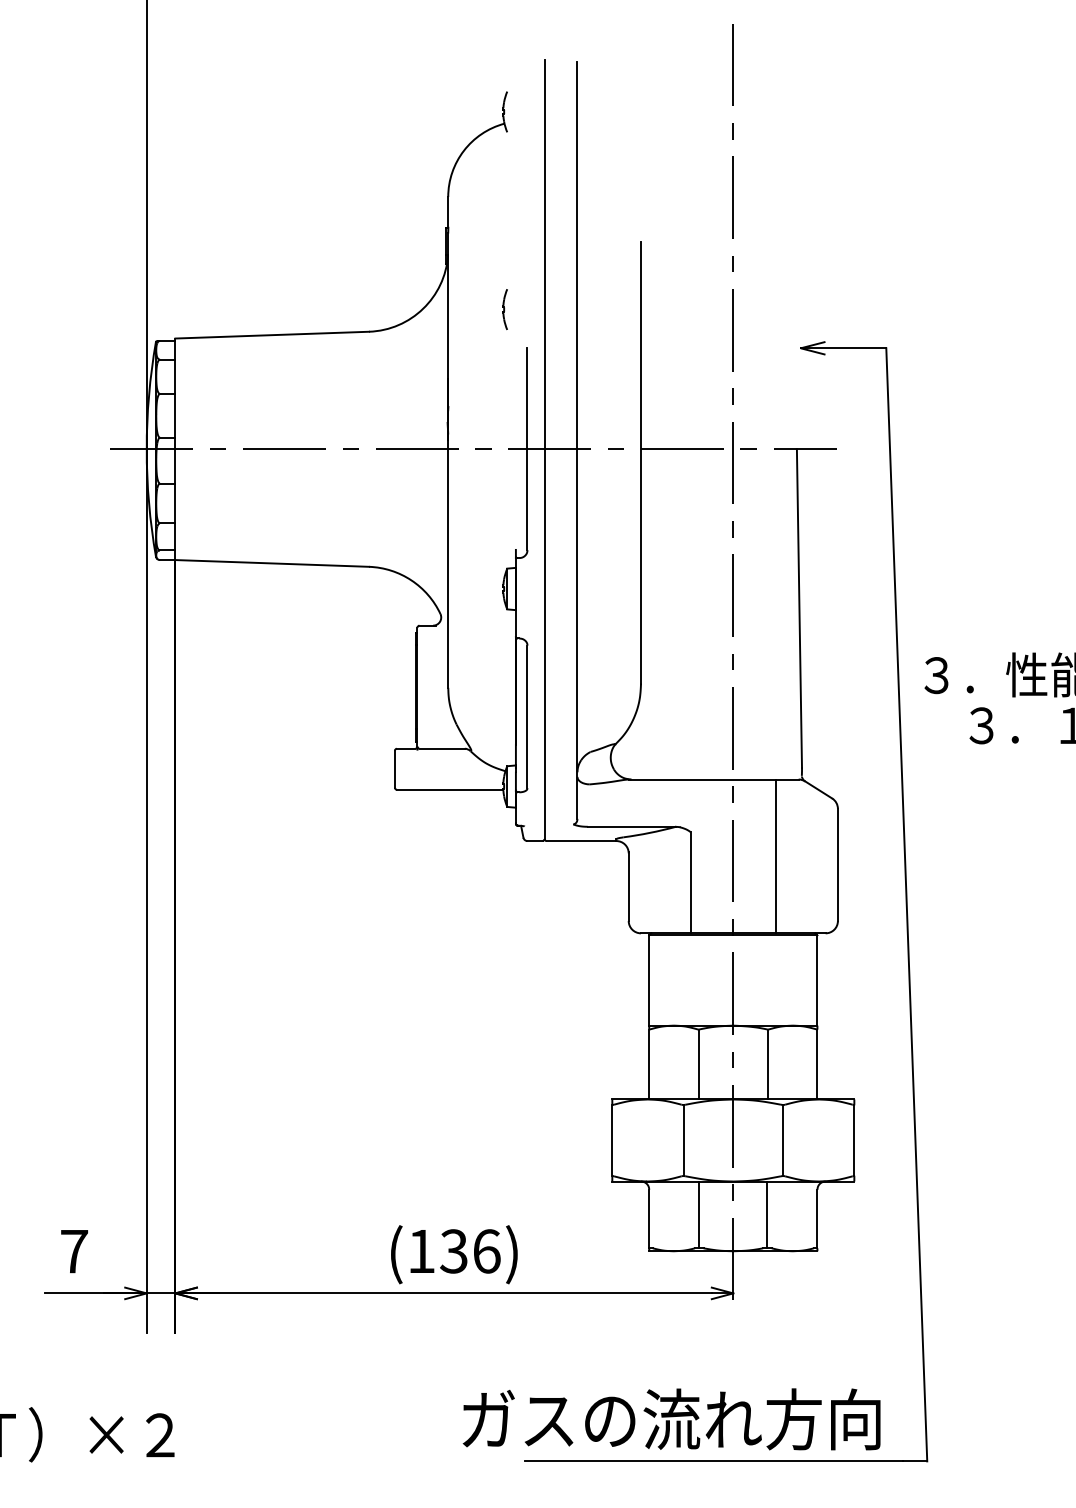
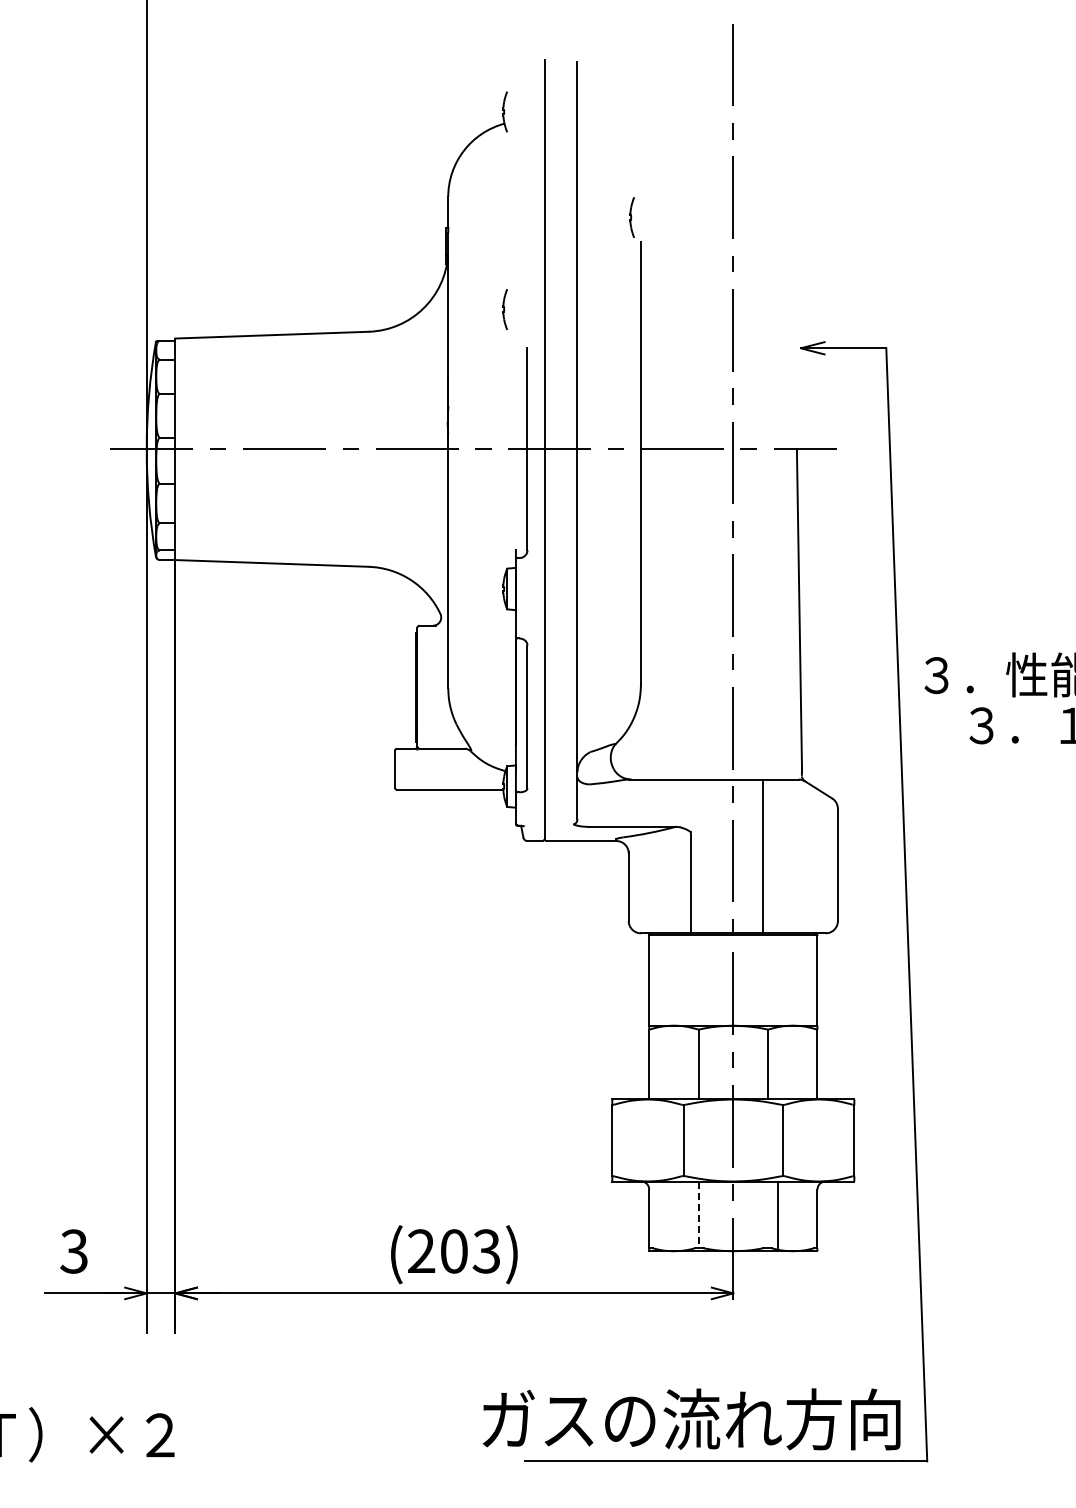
part: none -> present (631, 217)
line position: (775, 856) -> (762, 856) (762, 856)
line position: (767, 1214) -> (778, 1214) (778, 1214)
line: solid -> dashed (699, 1215)
text: 7 -> 3 (74, 1251)
text: (136) -> (203) (454, 1251)
text position: (671, 1419) -> (691, 1419) (691, 1419)
